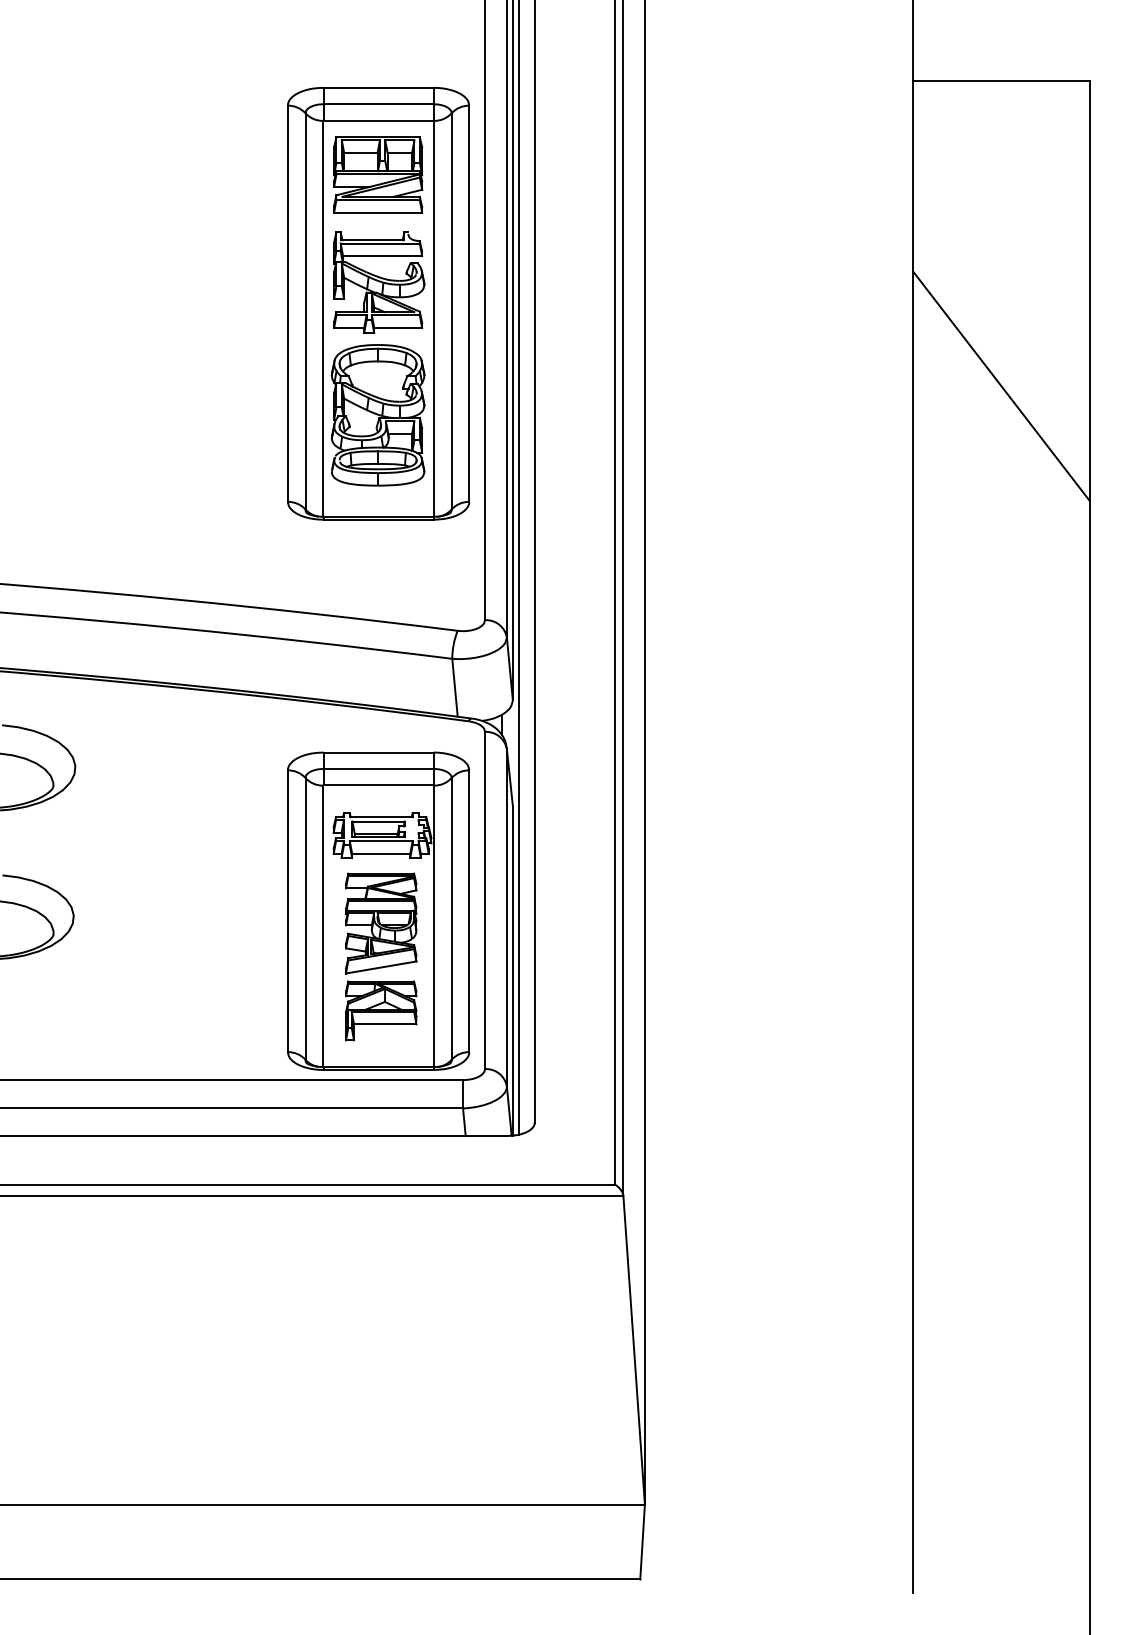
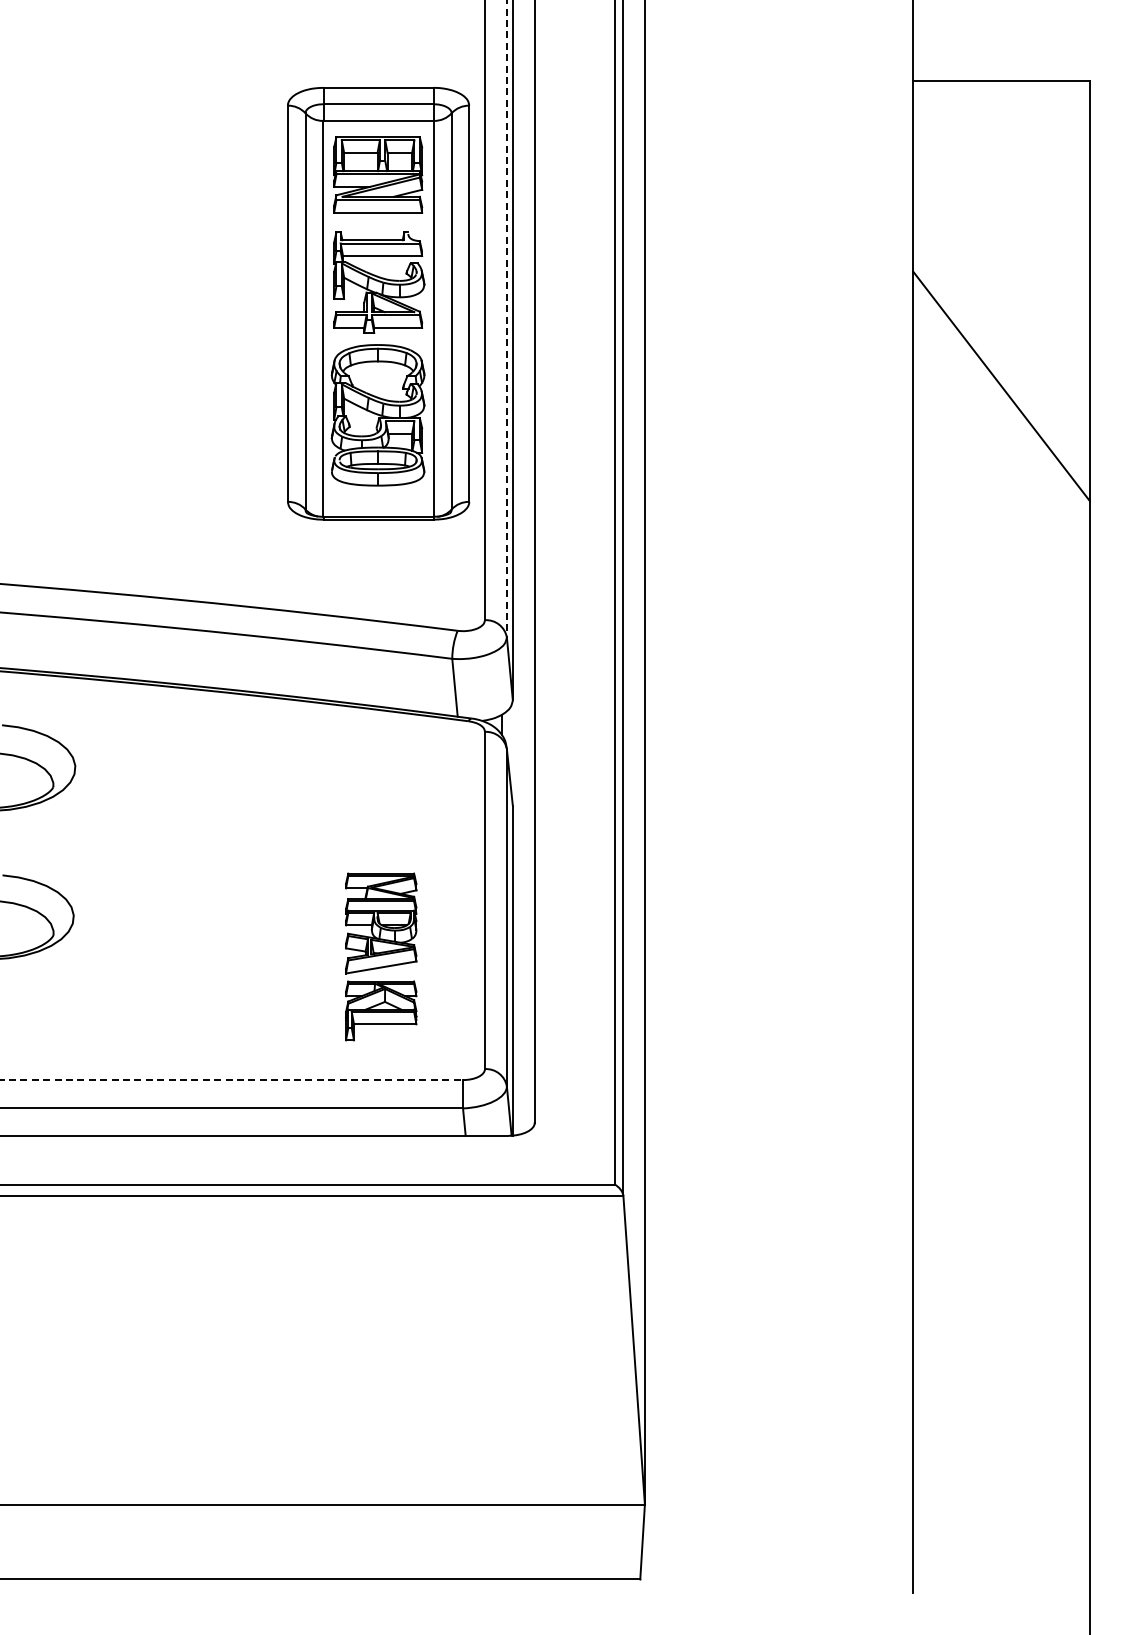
line: solid -> dashed (506, 318)
line: present -> none (519, 568)
part: present -> none (378, 910)
line: solid -> dashed (232, 1080)
